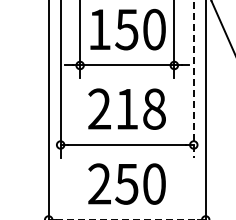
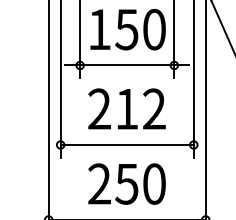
line: dashed -> solid (193, 79)
text: 218 -> 212 (154, 108)
line: dashed -> solid (127, 219)
